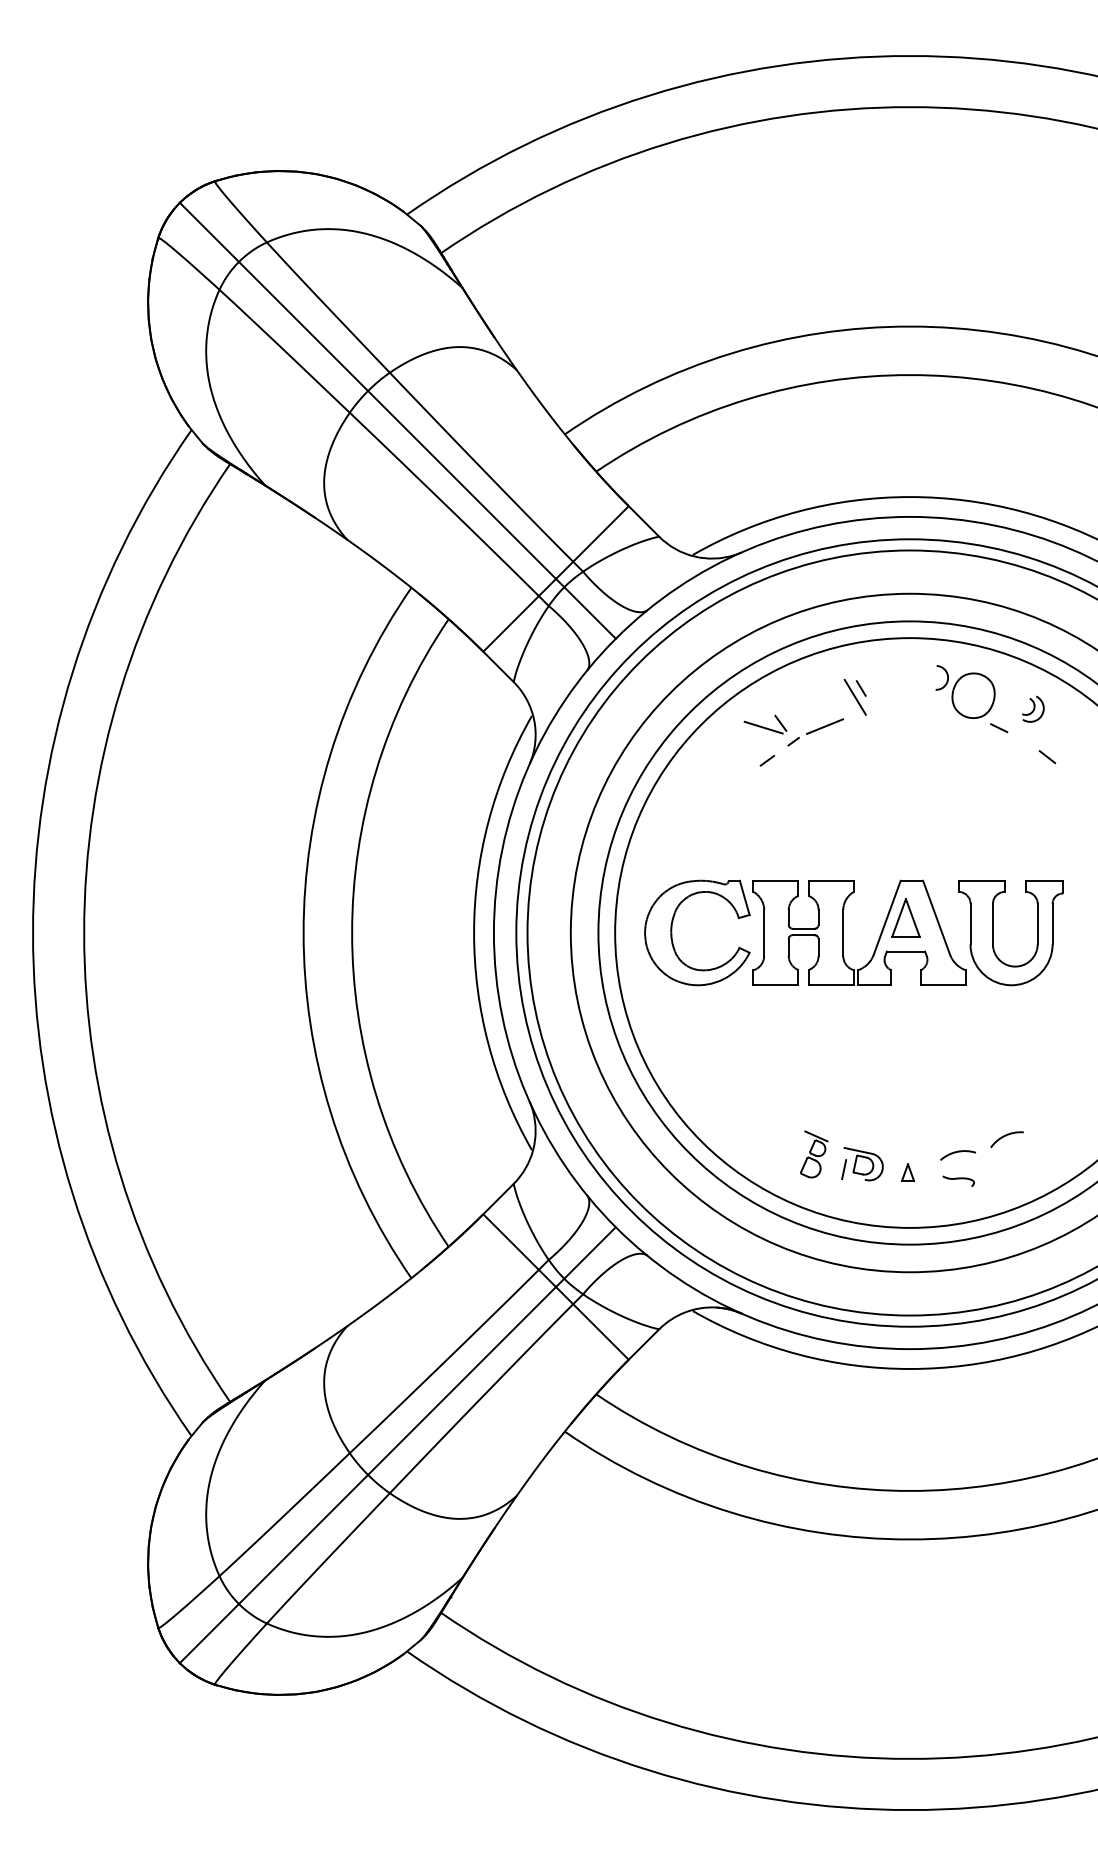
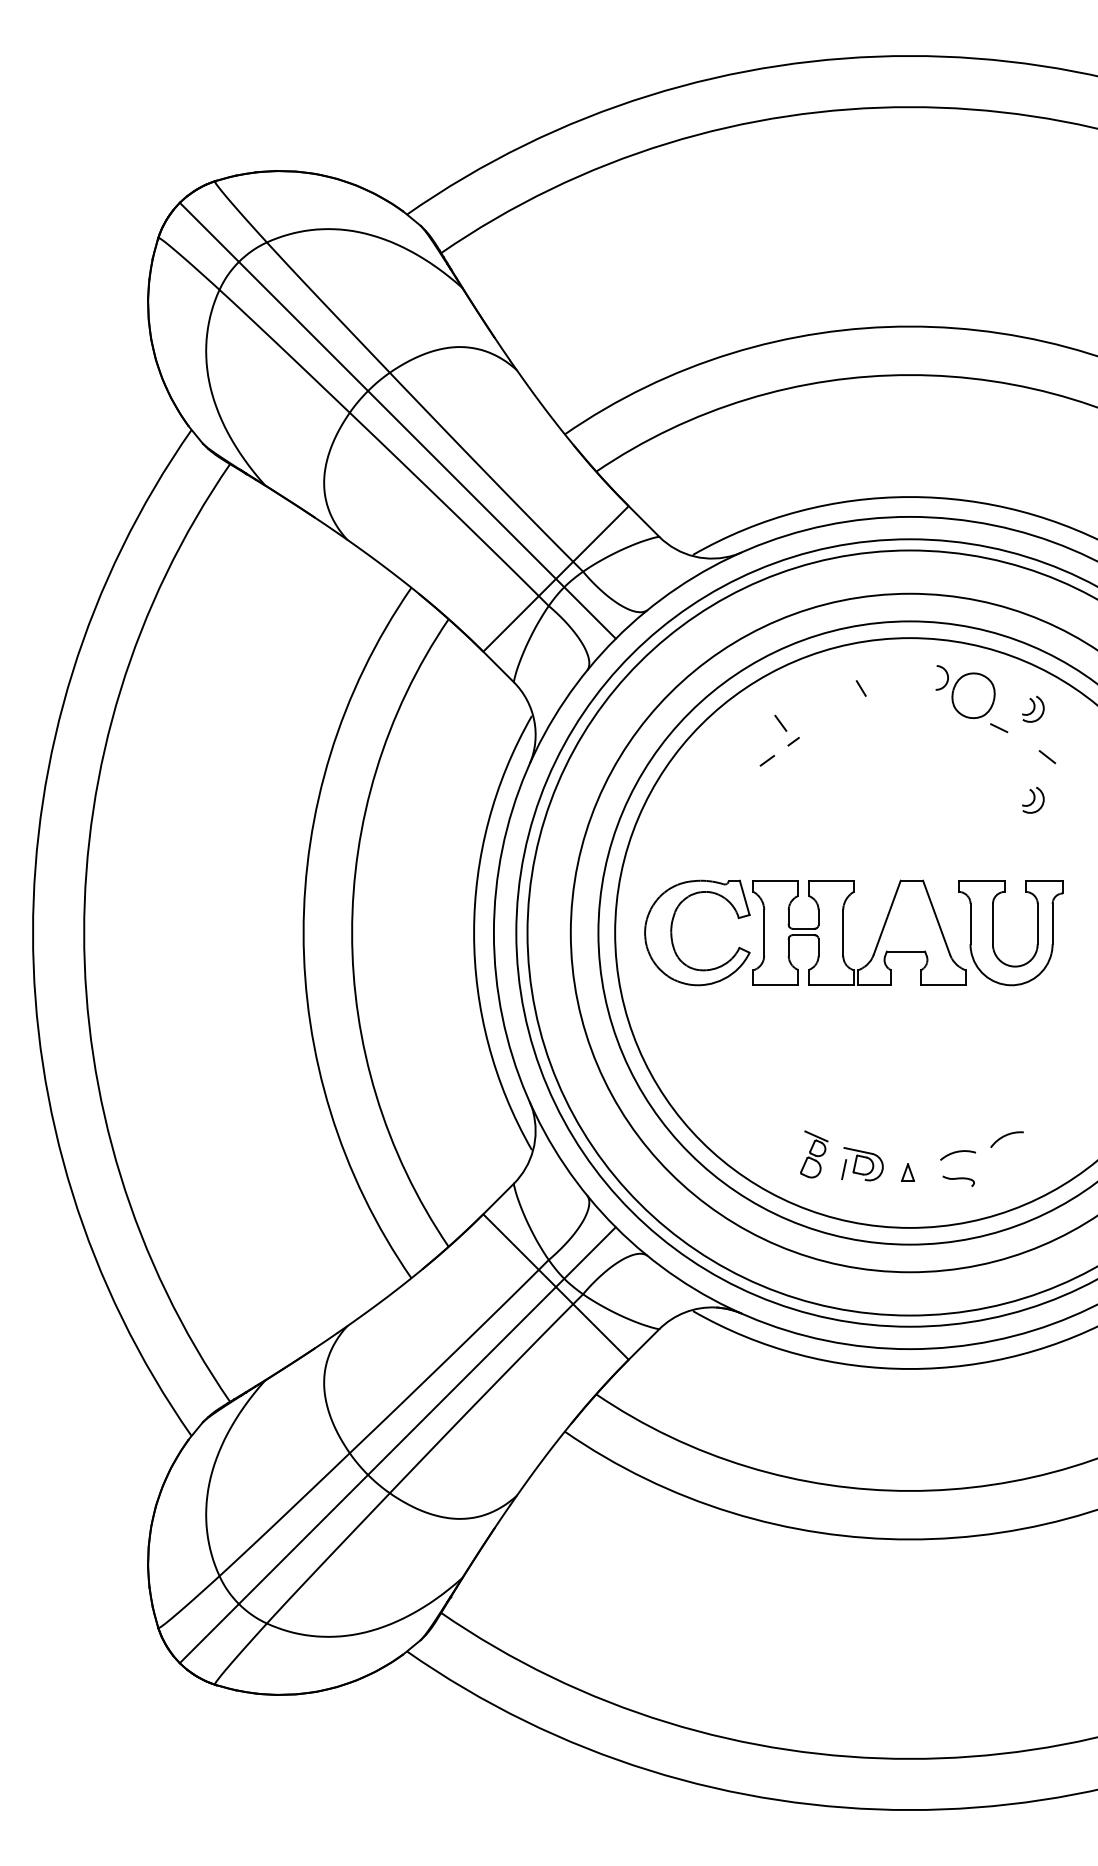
line: present -> none (854, 696)
line: present -> none (825, 726)
line: present -> none (763, 727)
part: none -> present (1033, 799)
part: present -> none (905, 917)
